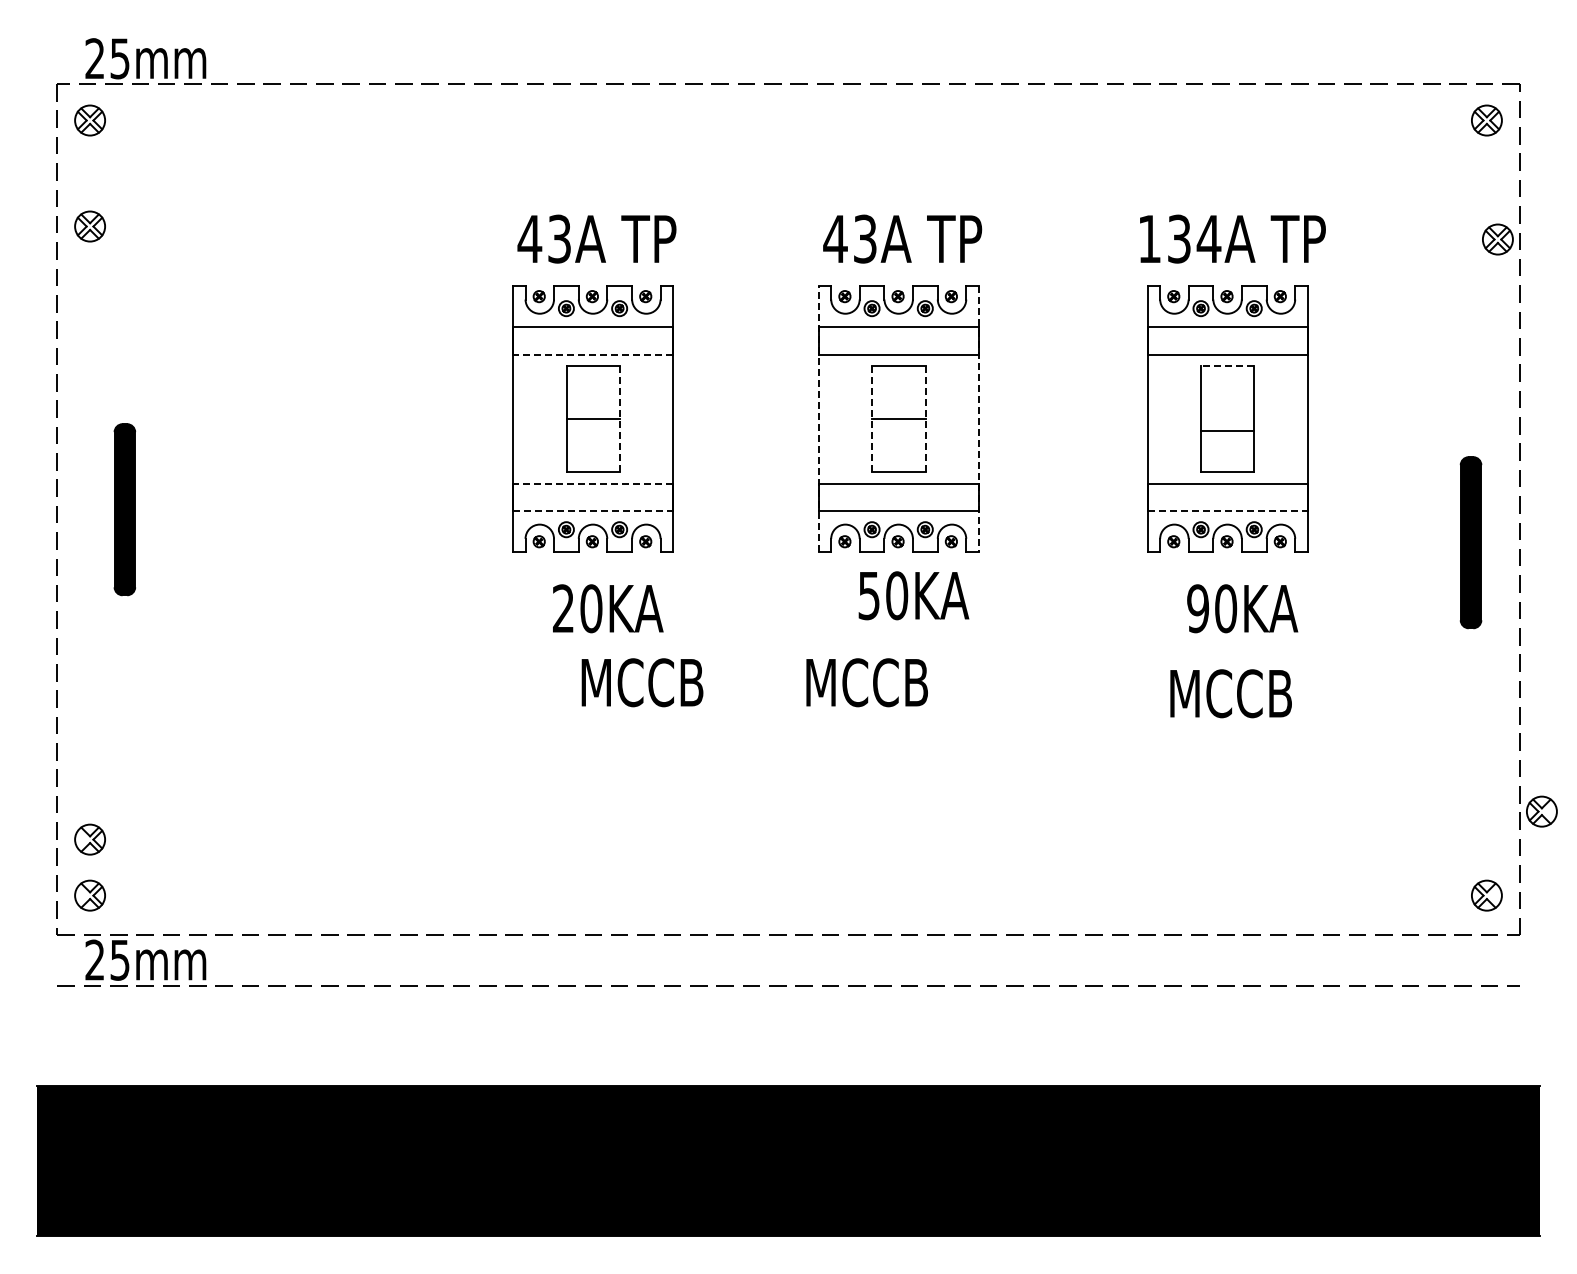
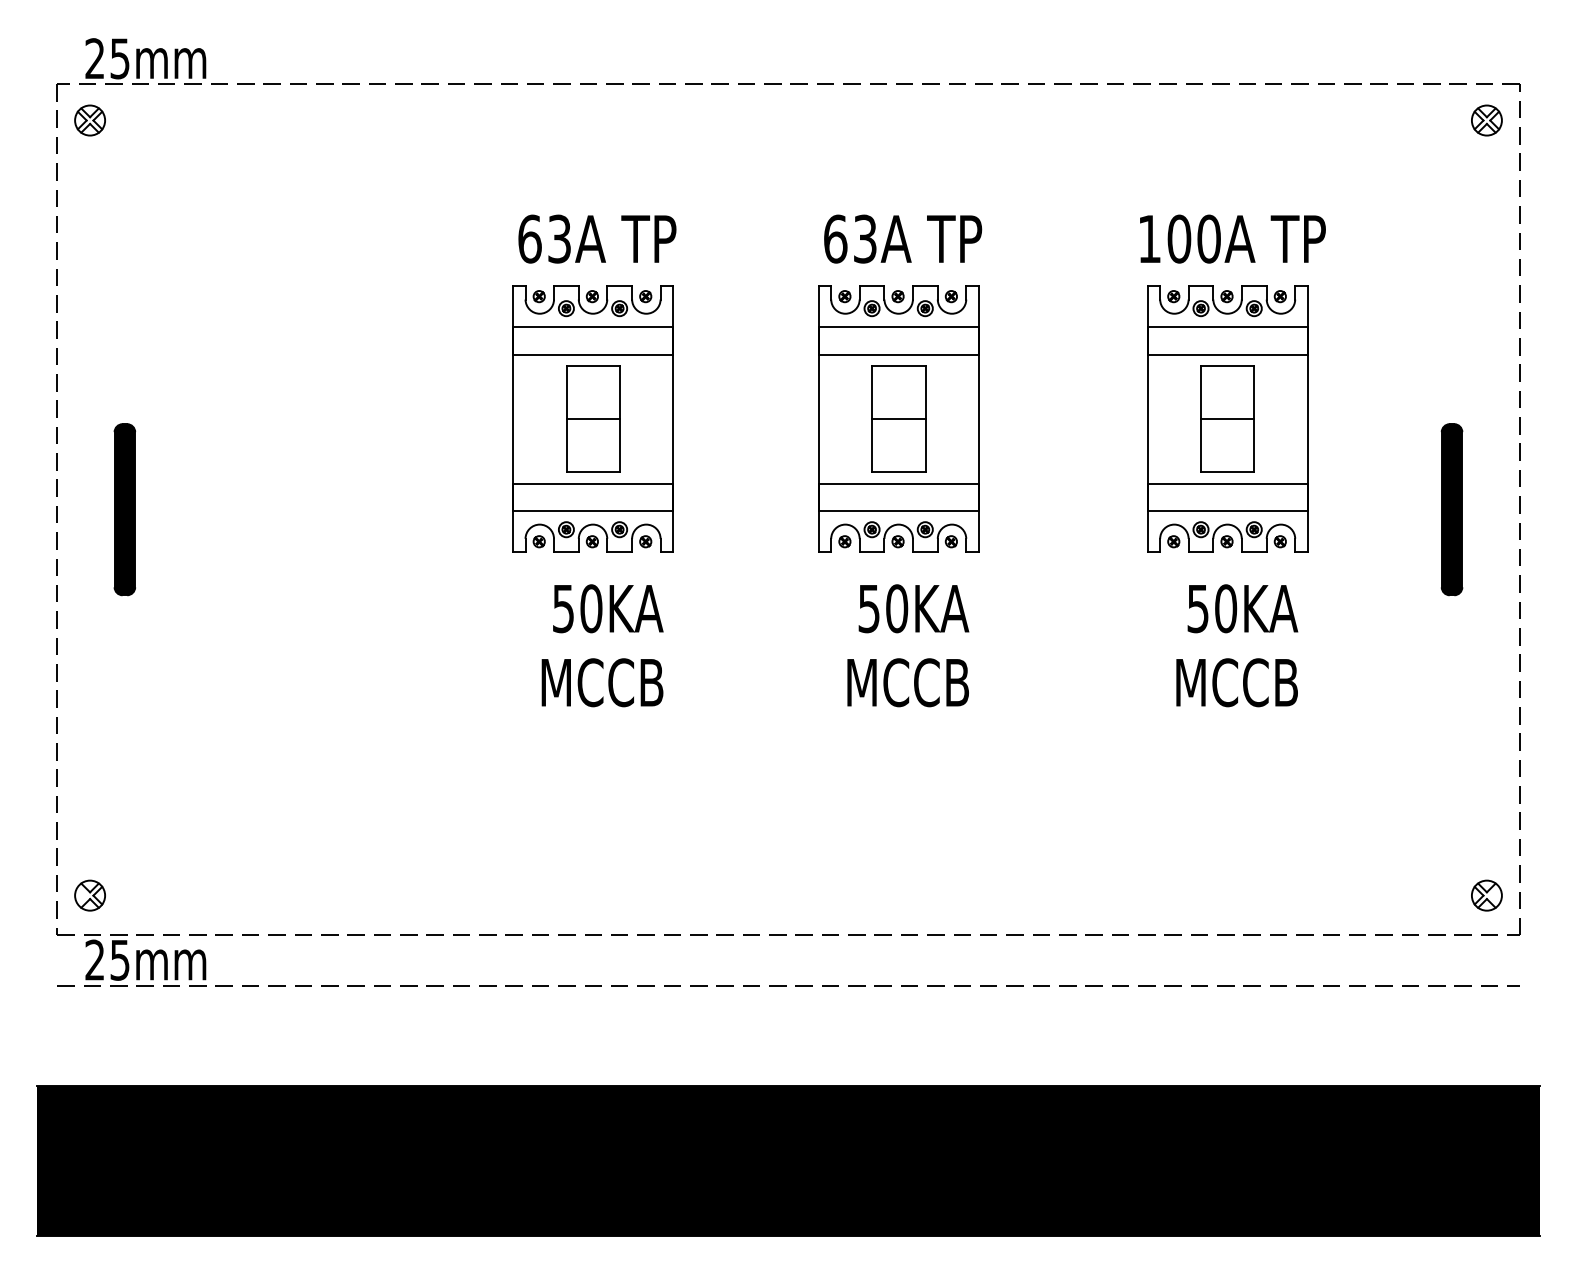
part: present -> none (89, 226)
text: 43A -> 63A (529, 238)
text: 43A -> 63A (835, 238)
text: 134A -> 100A (1194, 238)
part: present -> none (1497, 239)
line: dashed -> solid (593, 354)
line: dashed -> solid (1227, 365)
line: dashed -> solid (619, 418)
line: dashed -> solid (819, 418)
line: dashed -> solid (925, 418)
line: dashed -> solid (872, 419)
line: dashed -> solid (978, 419)
line position: (1227, 431) -> (1227, 419) (1227, 419)
line: dashed -> solid (593, 483)
line: dashed -> solid (593, 510)
line: dashed -> solid (1227, 510)
part position: (1470, 542) -> (1451, 509) (1451, 509)
text position: (913, 595) -> (913, 608) (913, 608)
text: 20KA -> 50KA (563, 608)
text: 90KA -> 50KA (1198, 608)
text position: (642, 682) -> (602, 682) (602, 682)
text position: (866, 682) -> (907, 682) (907, 682)
text position: (1230, 693) -> (1236, 682) (1236, 682)
part: present -> none (1541, 811)
part: present -> none (89, 839)
